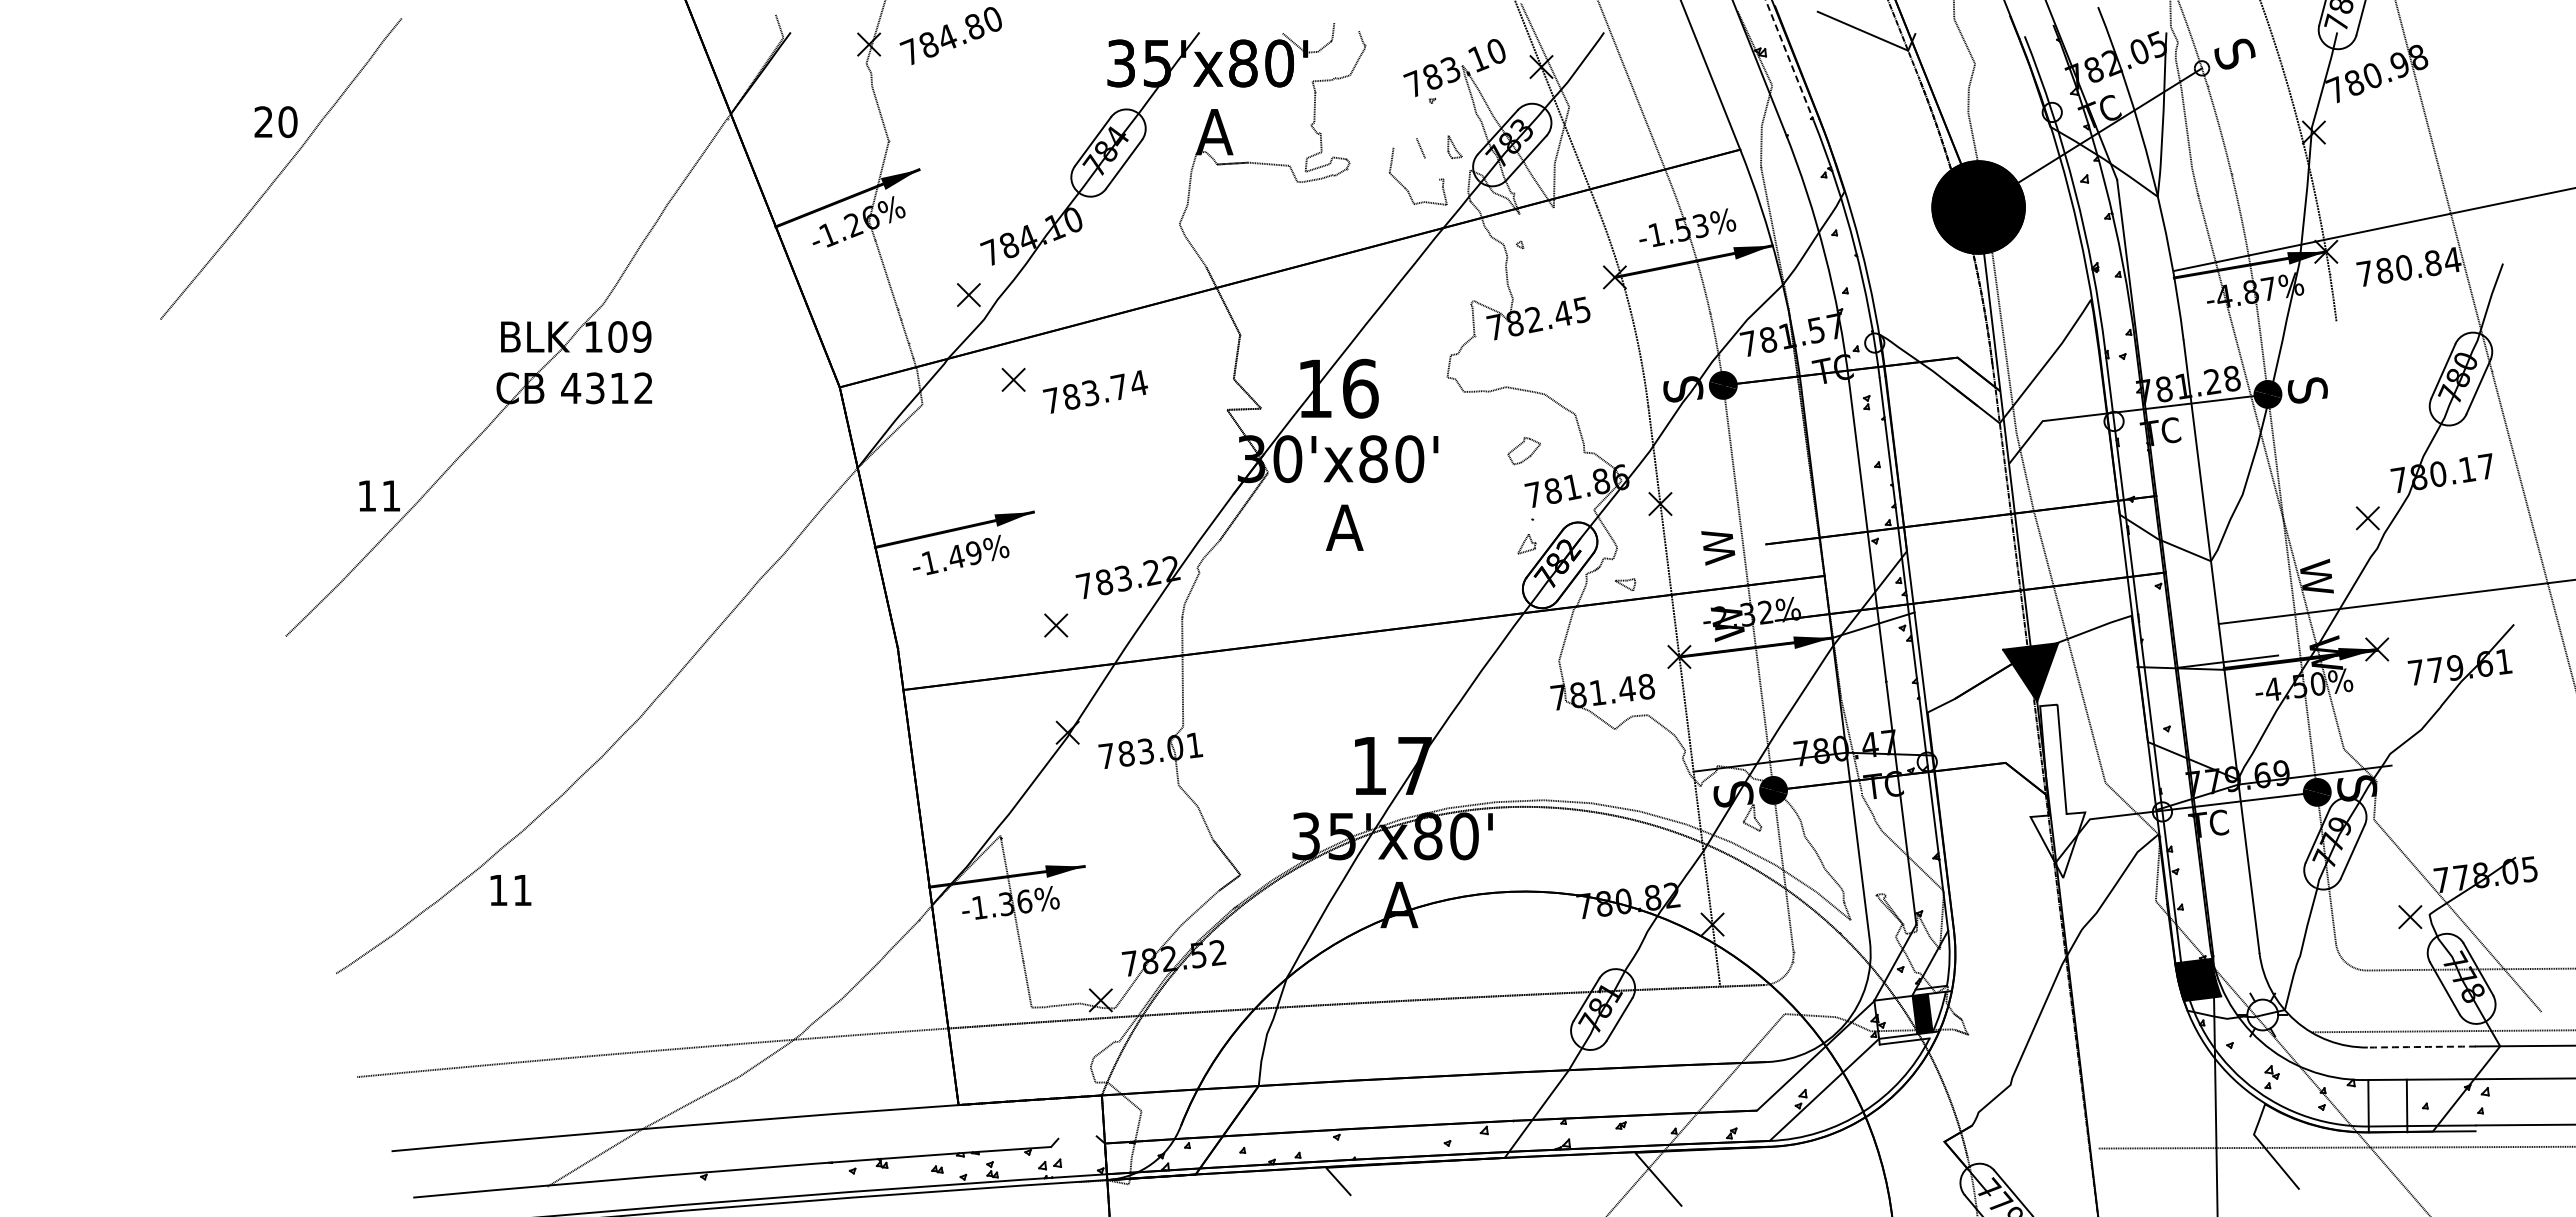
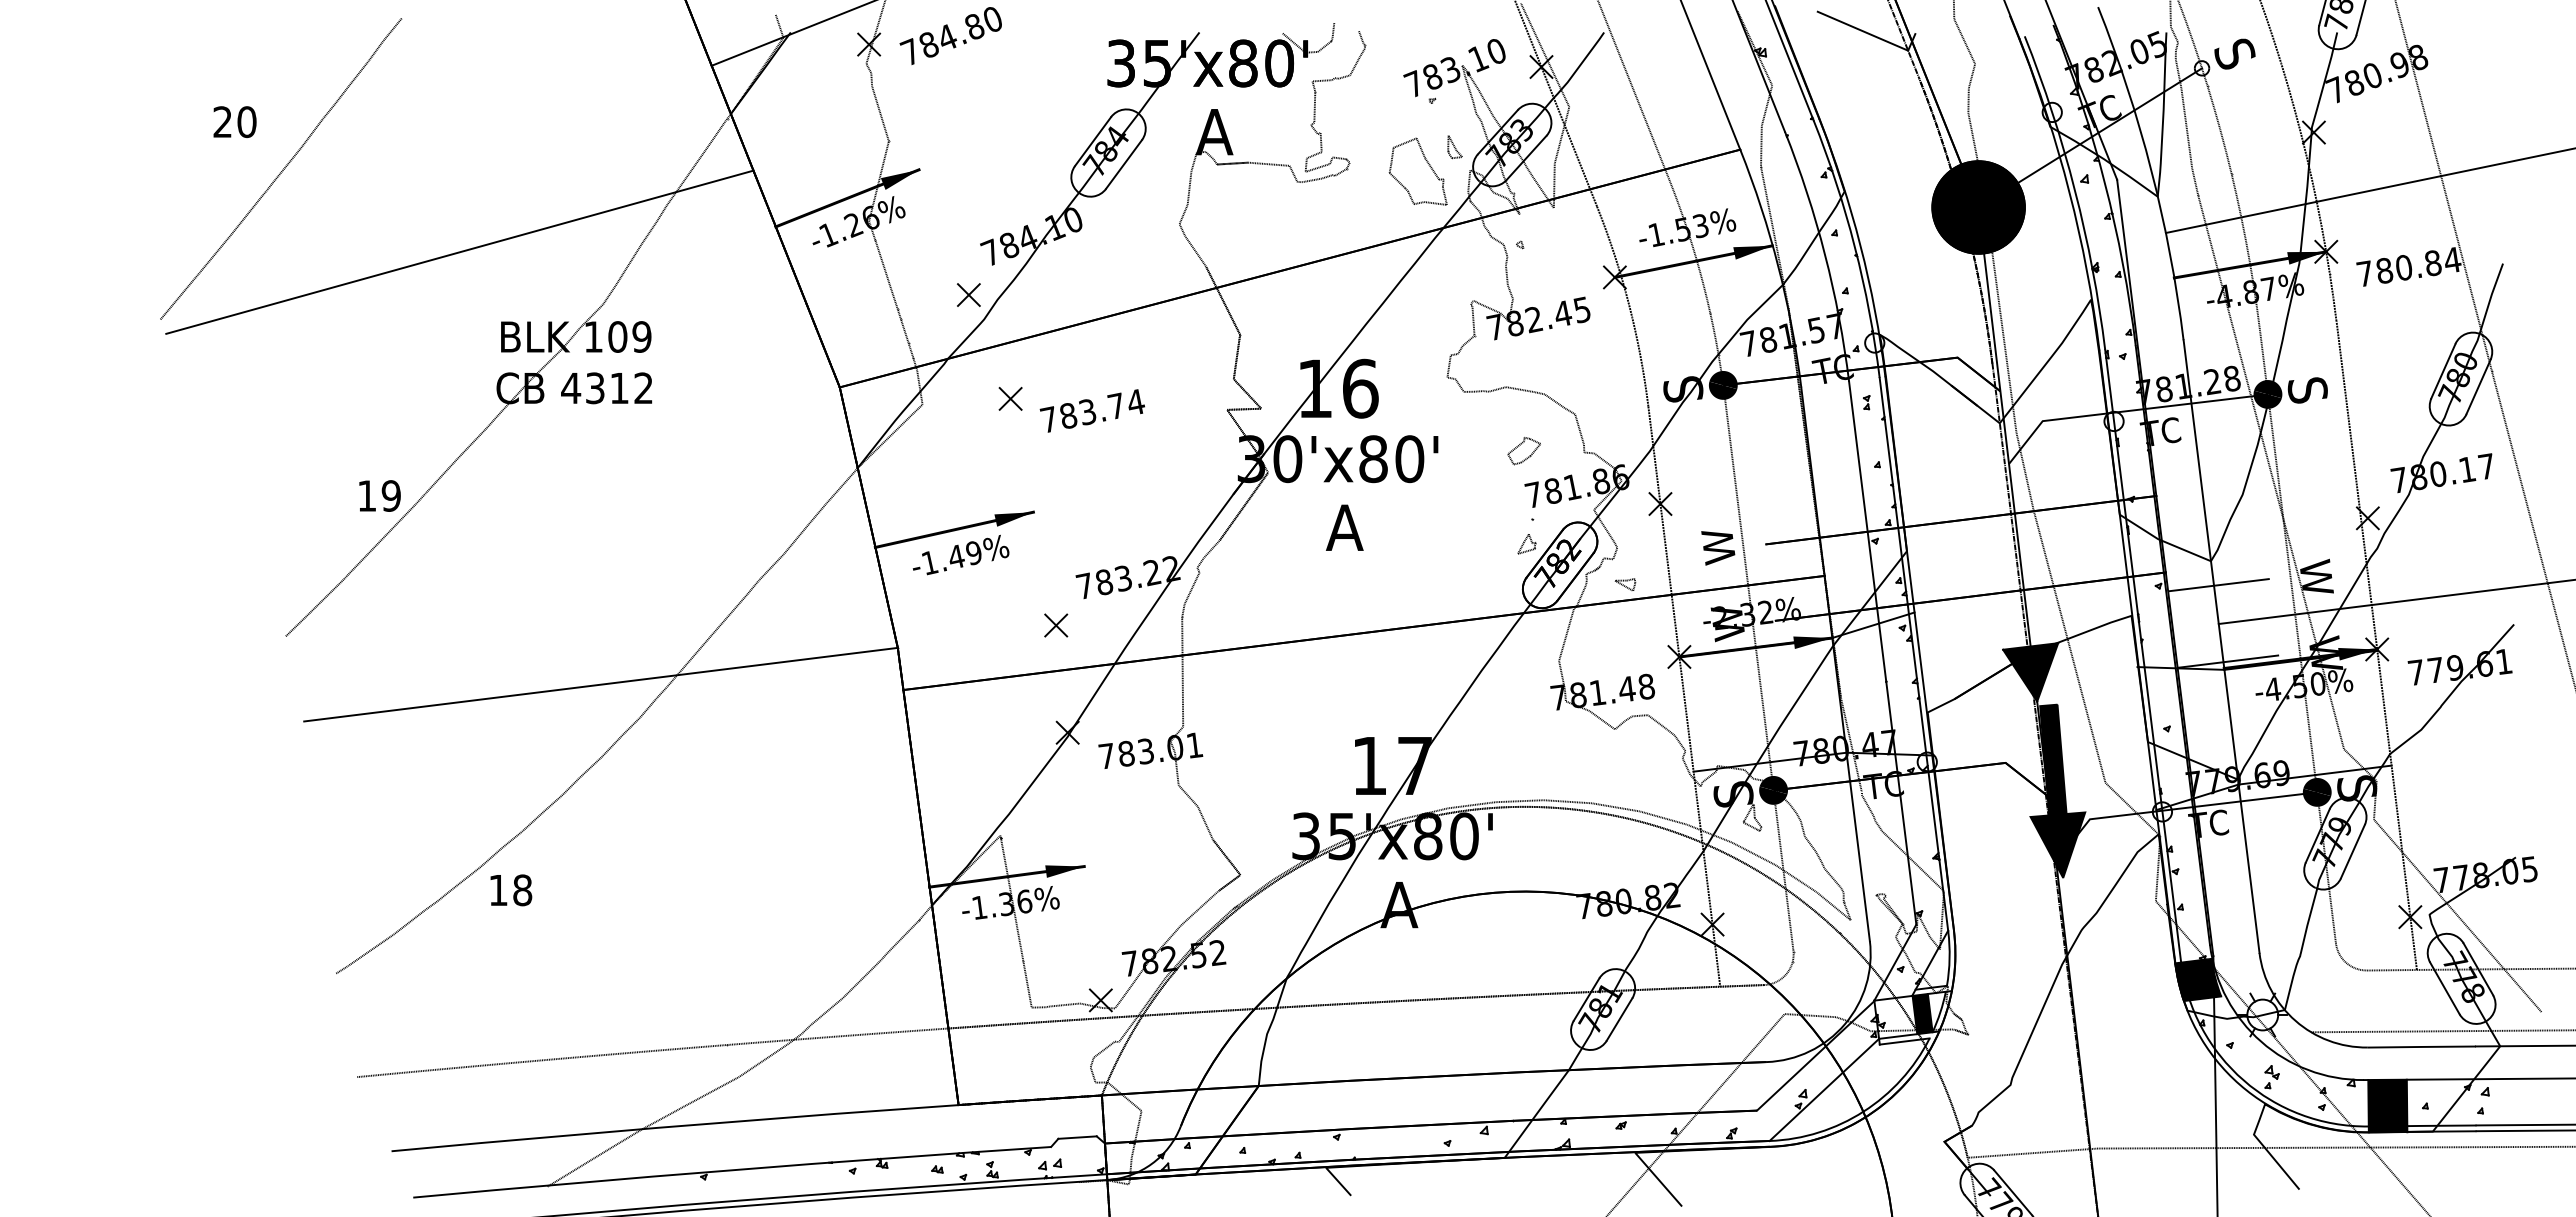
line: none -> present (791, 33)
line: dashed -> solid (1789, 61)
text position: (275, 121) -> (234, 121) (234, 121)
line: none -> present (1404, 142)
line: none -> present (1432, 168)
line position: (2372, 229) -> (2368, 190) (2368, 190)
line: none -> present (459, 251)
part position: (1074, 390) -> (1071, 409) (1071, 409)
text: 11 -> 19 (390, 495)
line: none -> present (2218, 585)
line: none -> present (2376, 645)
line: none -> present (600, 684)
fill: none -> present (2057, 790)
text: 11 -> 18 (522, 890)
arc: dashed -> solid (2421, 1046)
fill: none -> present (2387, 1105)
line: none -> present (2524, 1130)
line: none -> present (1077, 1137)
line: none -> present (2032, 1152)
